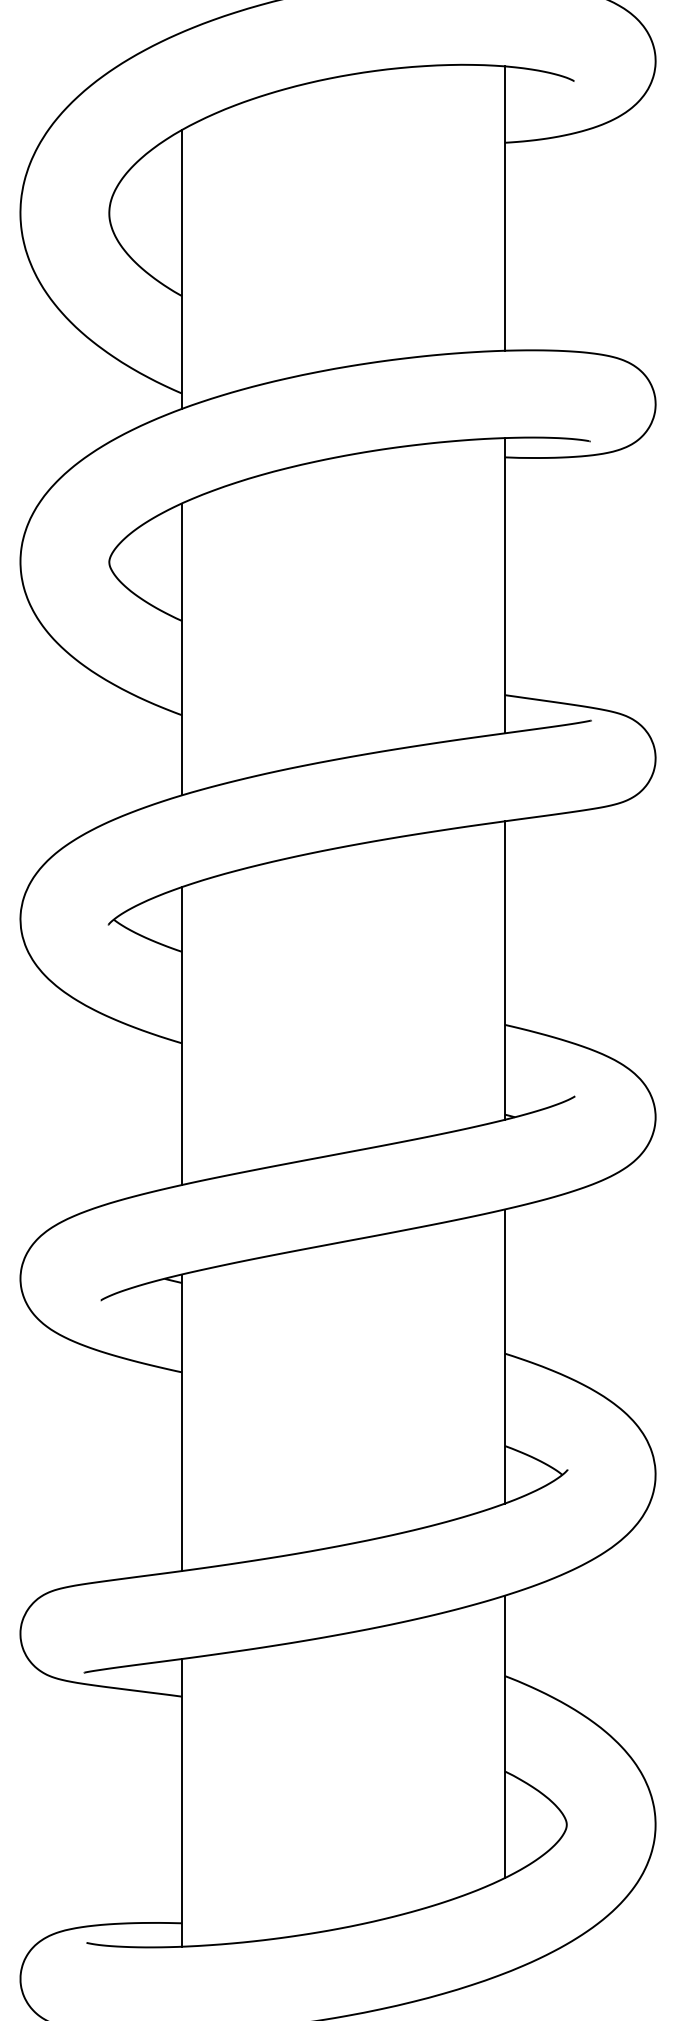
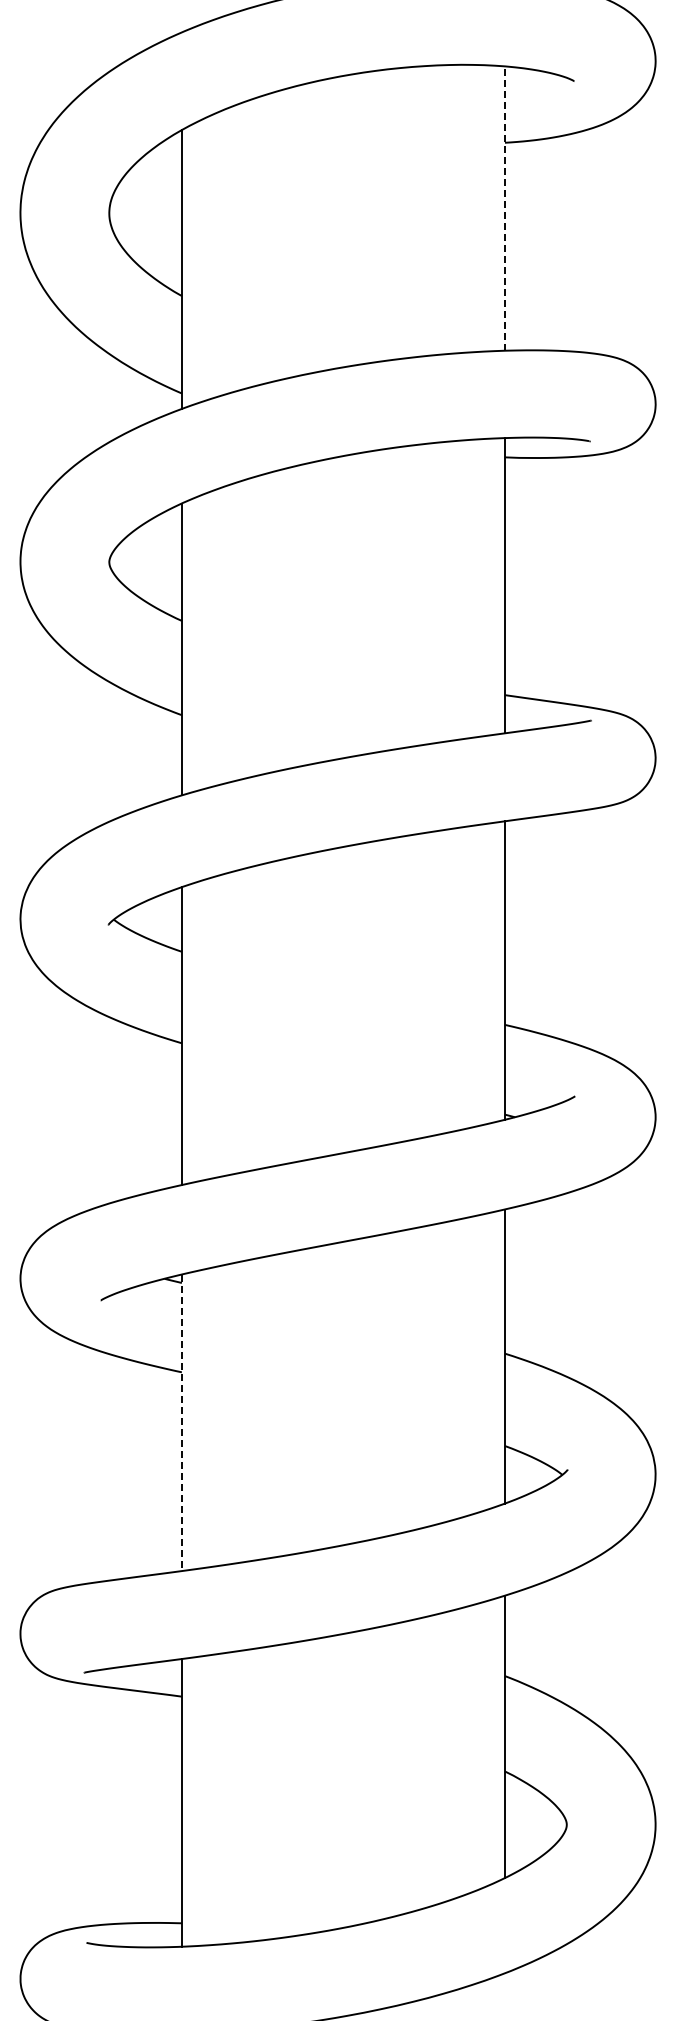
line: solid -> dashed (504, 208)
line: solid -> dashed (181, 1423)
